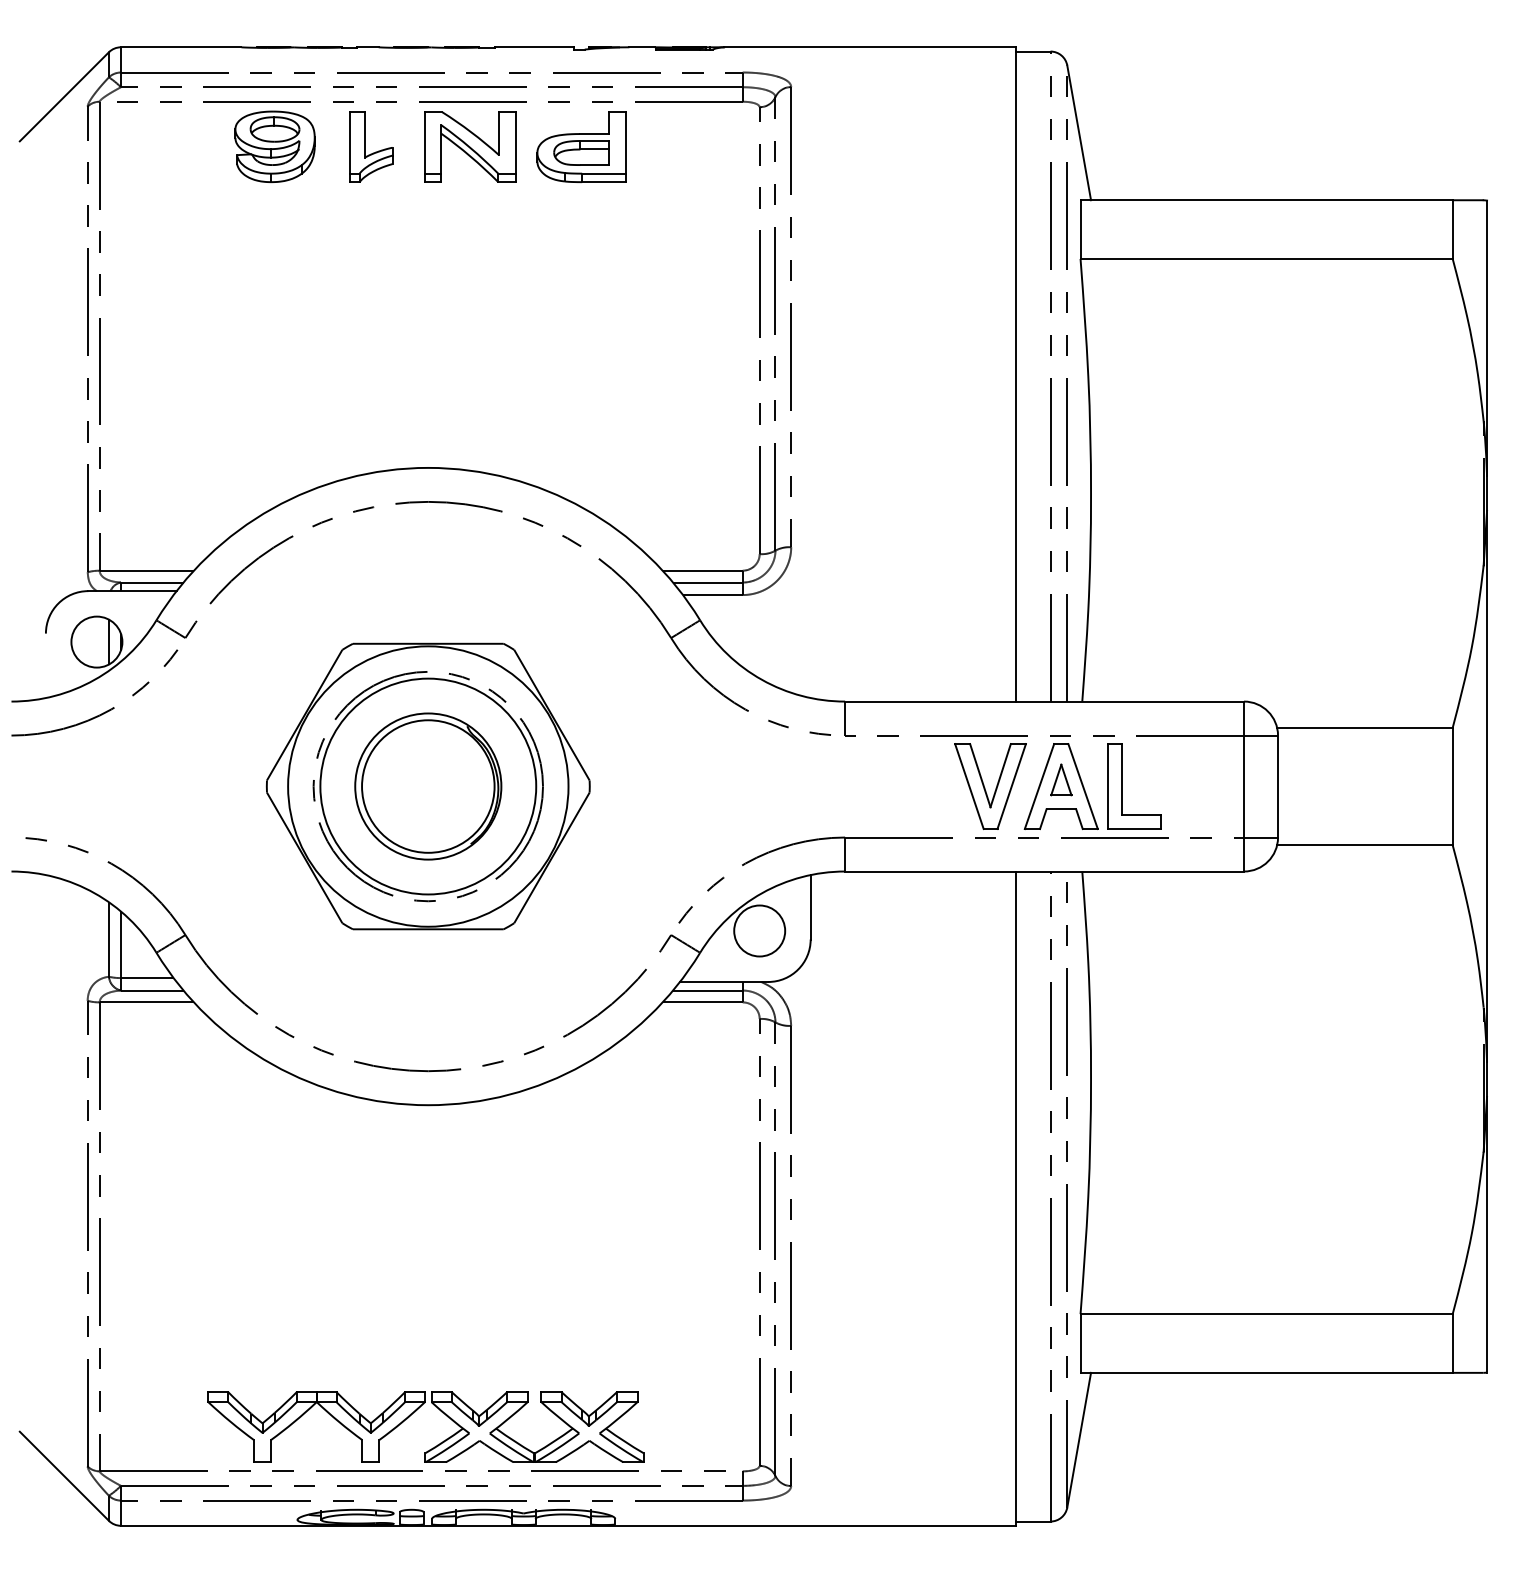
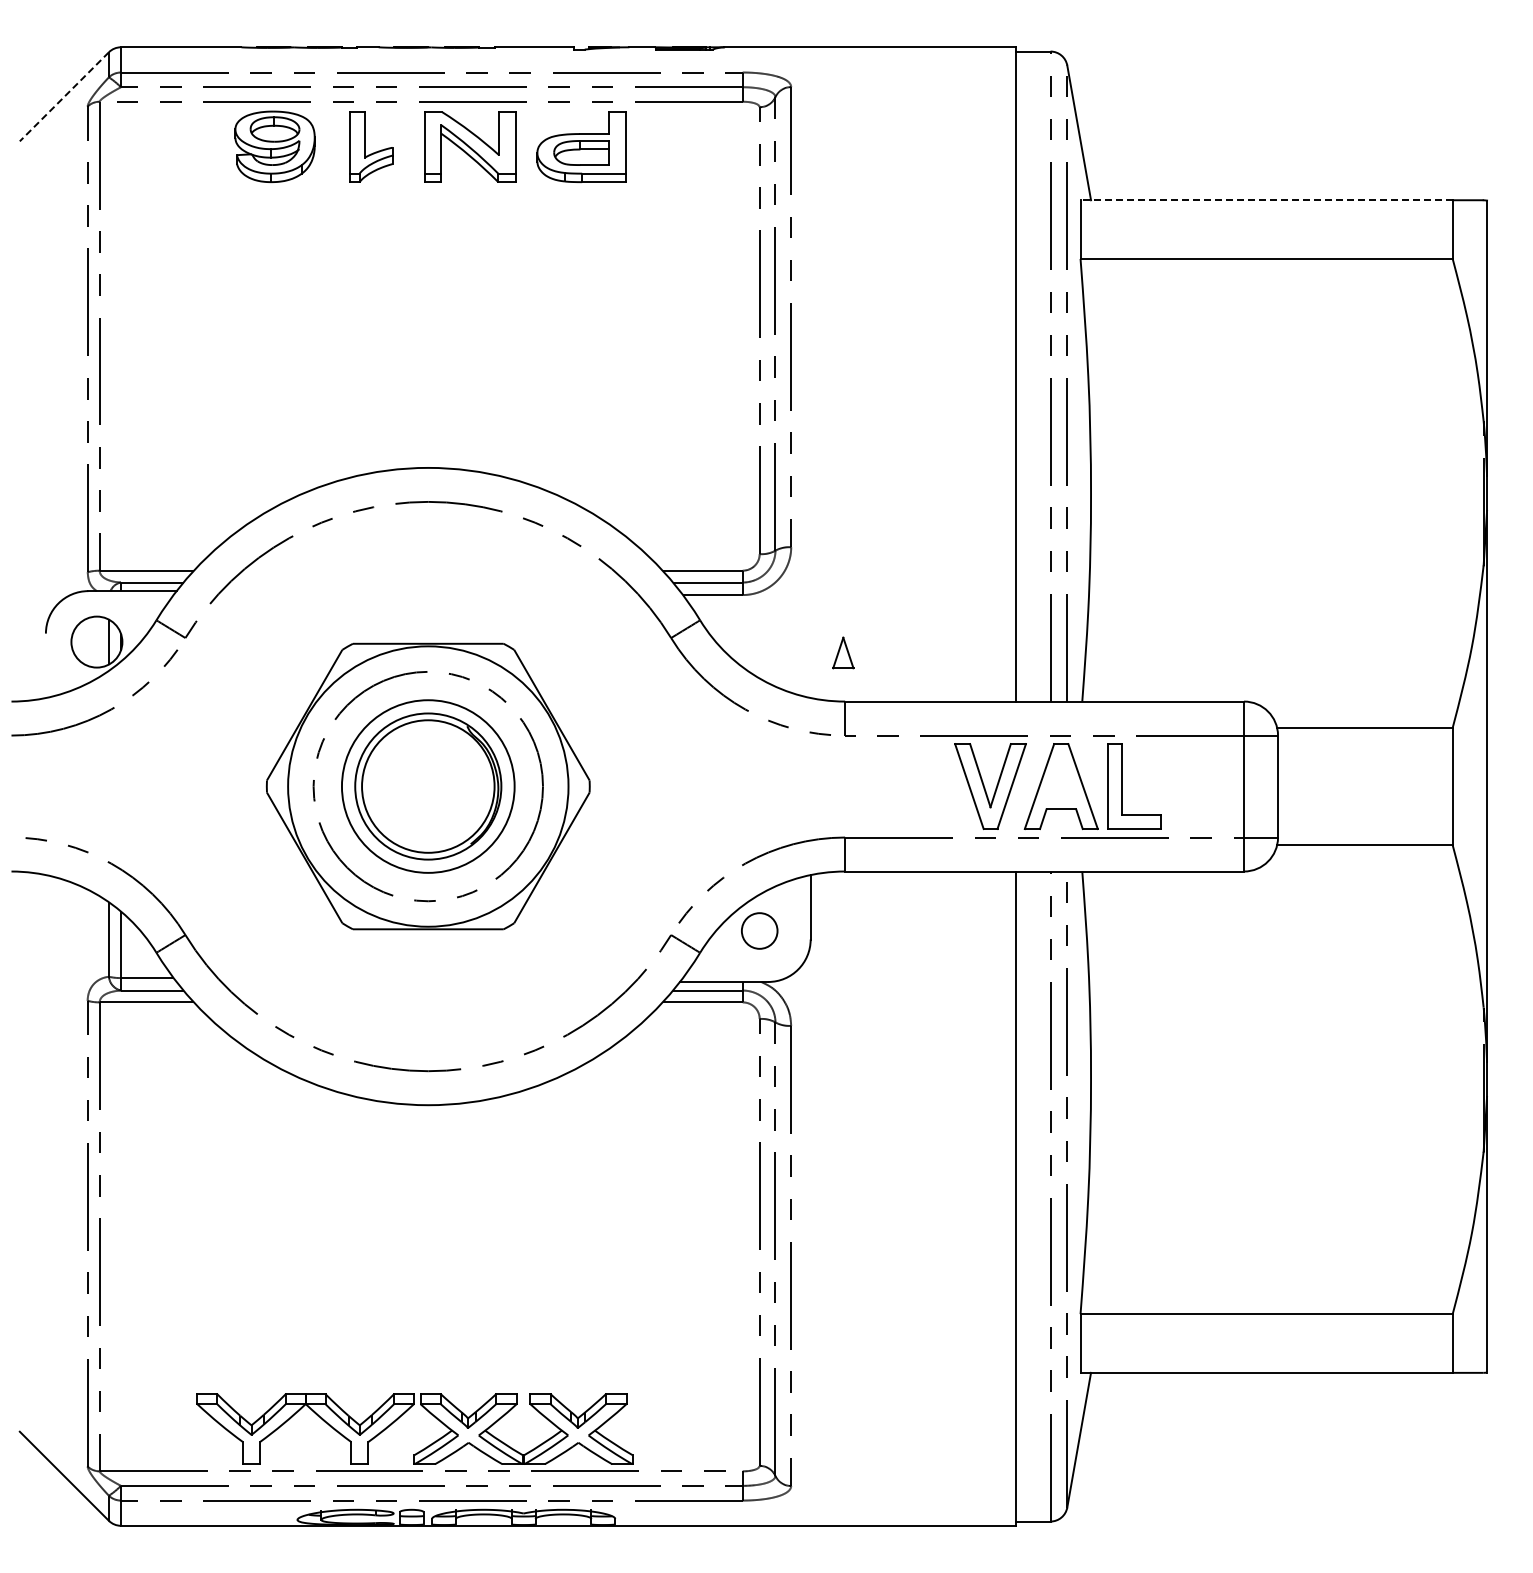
line: solid -> dashed (64, 96)
line: solid -> dashed (1266, 200)
part position: (1061, 779) -> (843, 652) (843, 652)
circle diameter: 216 px -> 173 px (427, 786)
circle diameter: 51 px -> 36 px (759, 930)
part position: (415, 1412) -> (404, 1414) (404, 1414)
